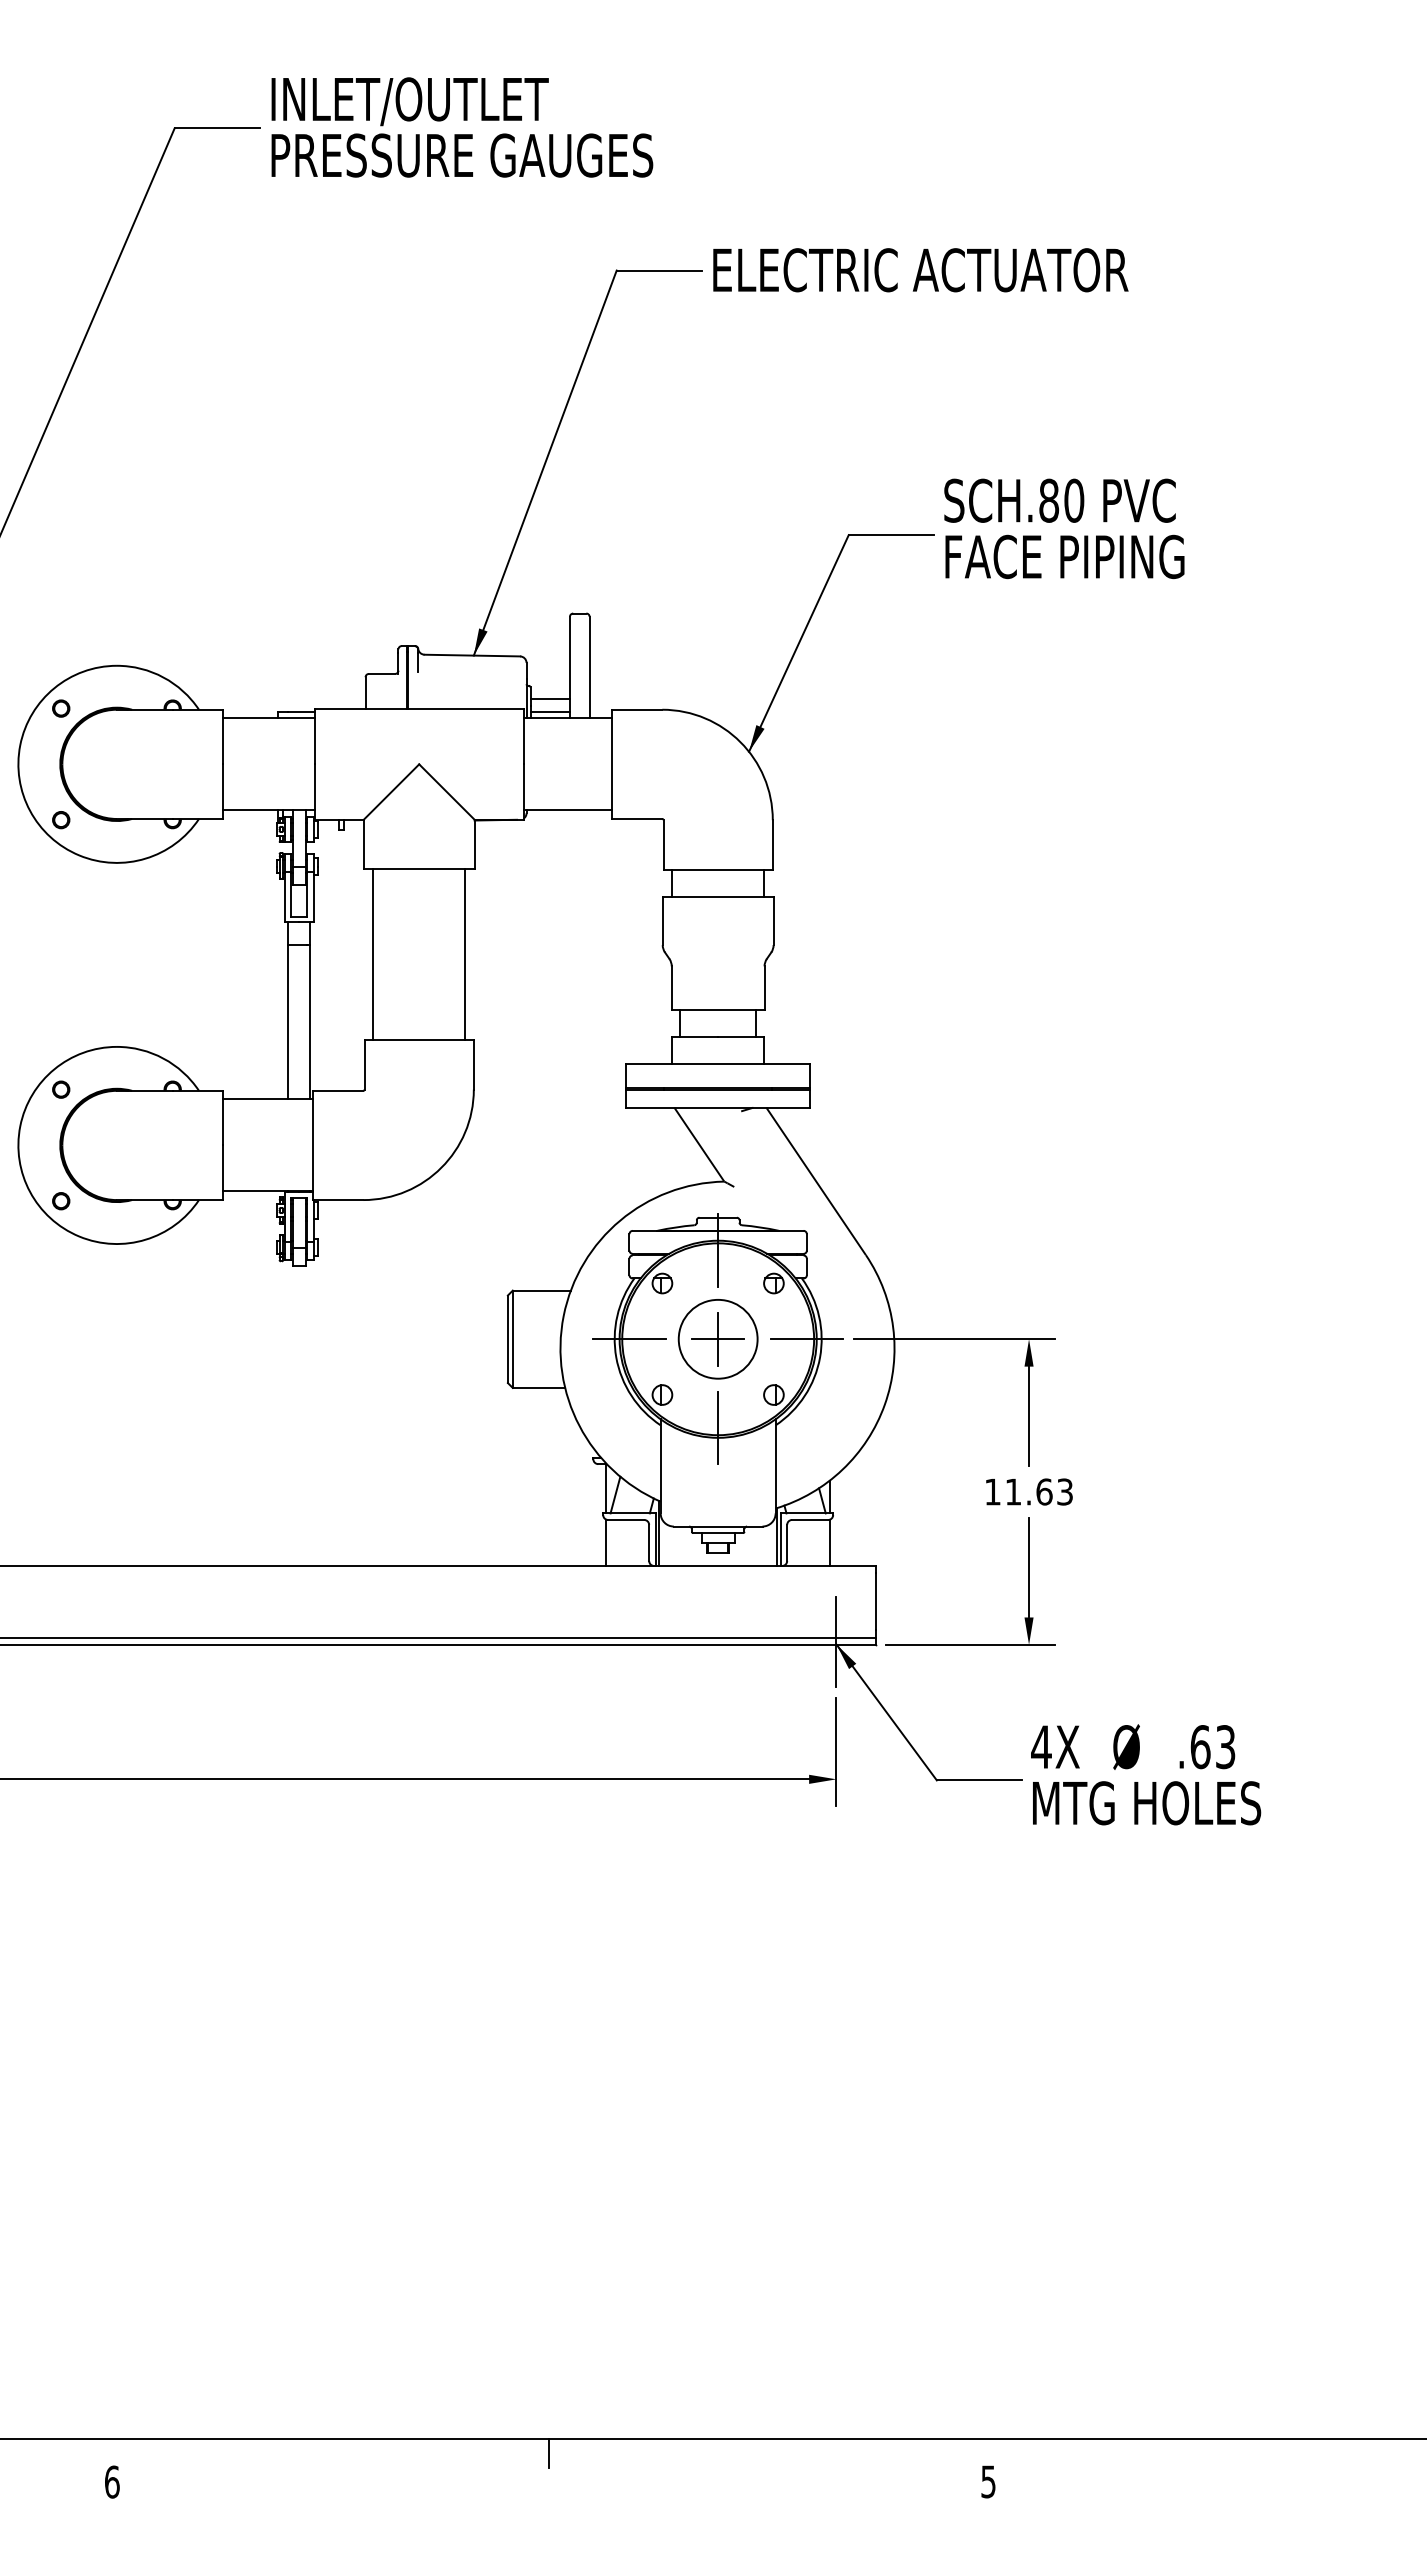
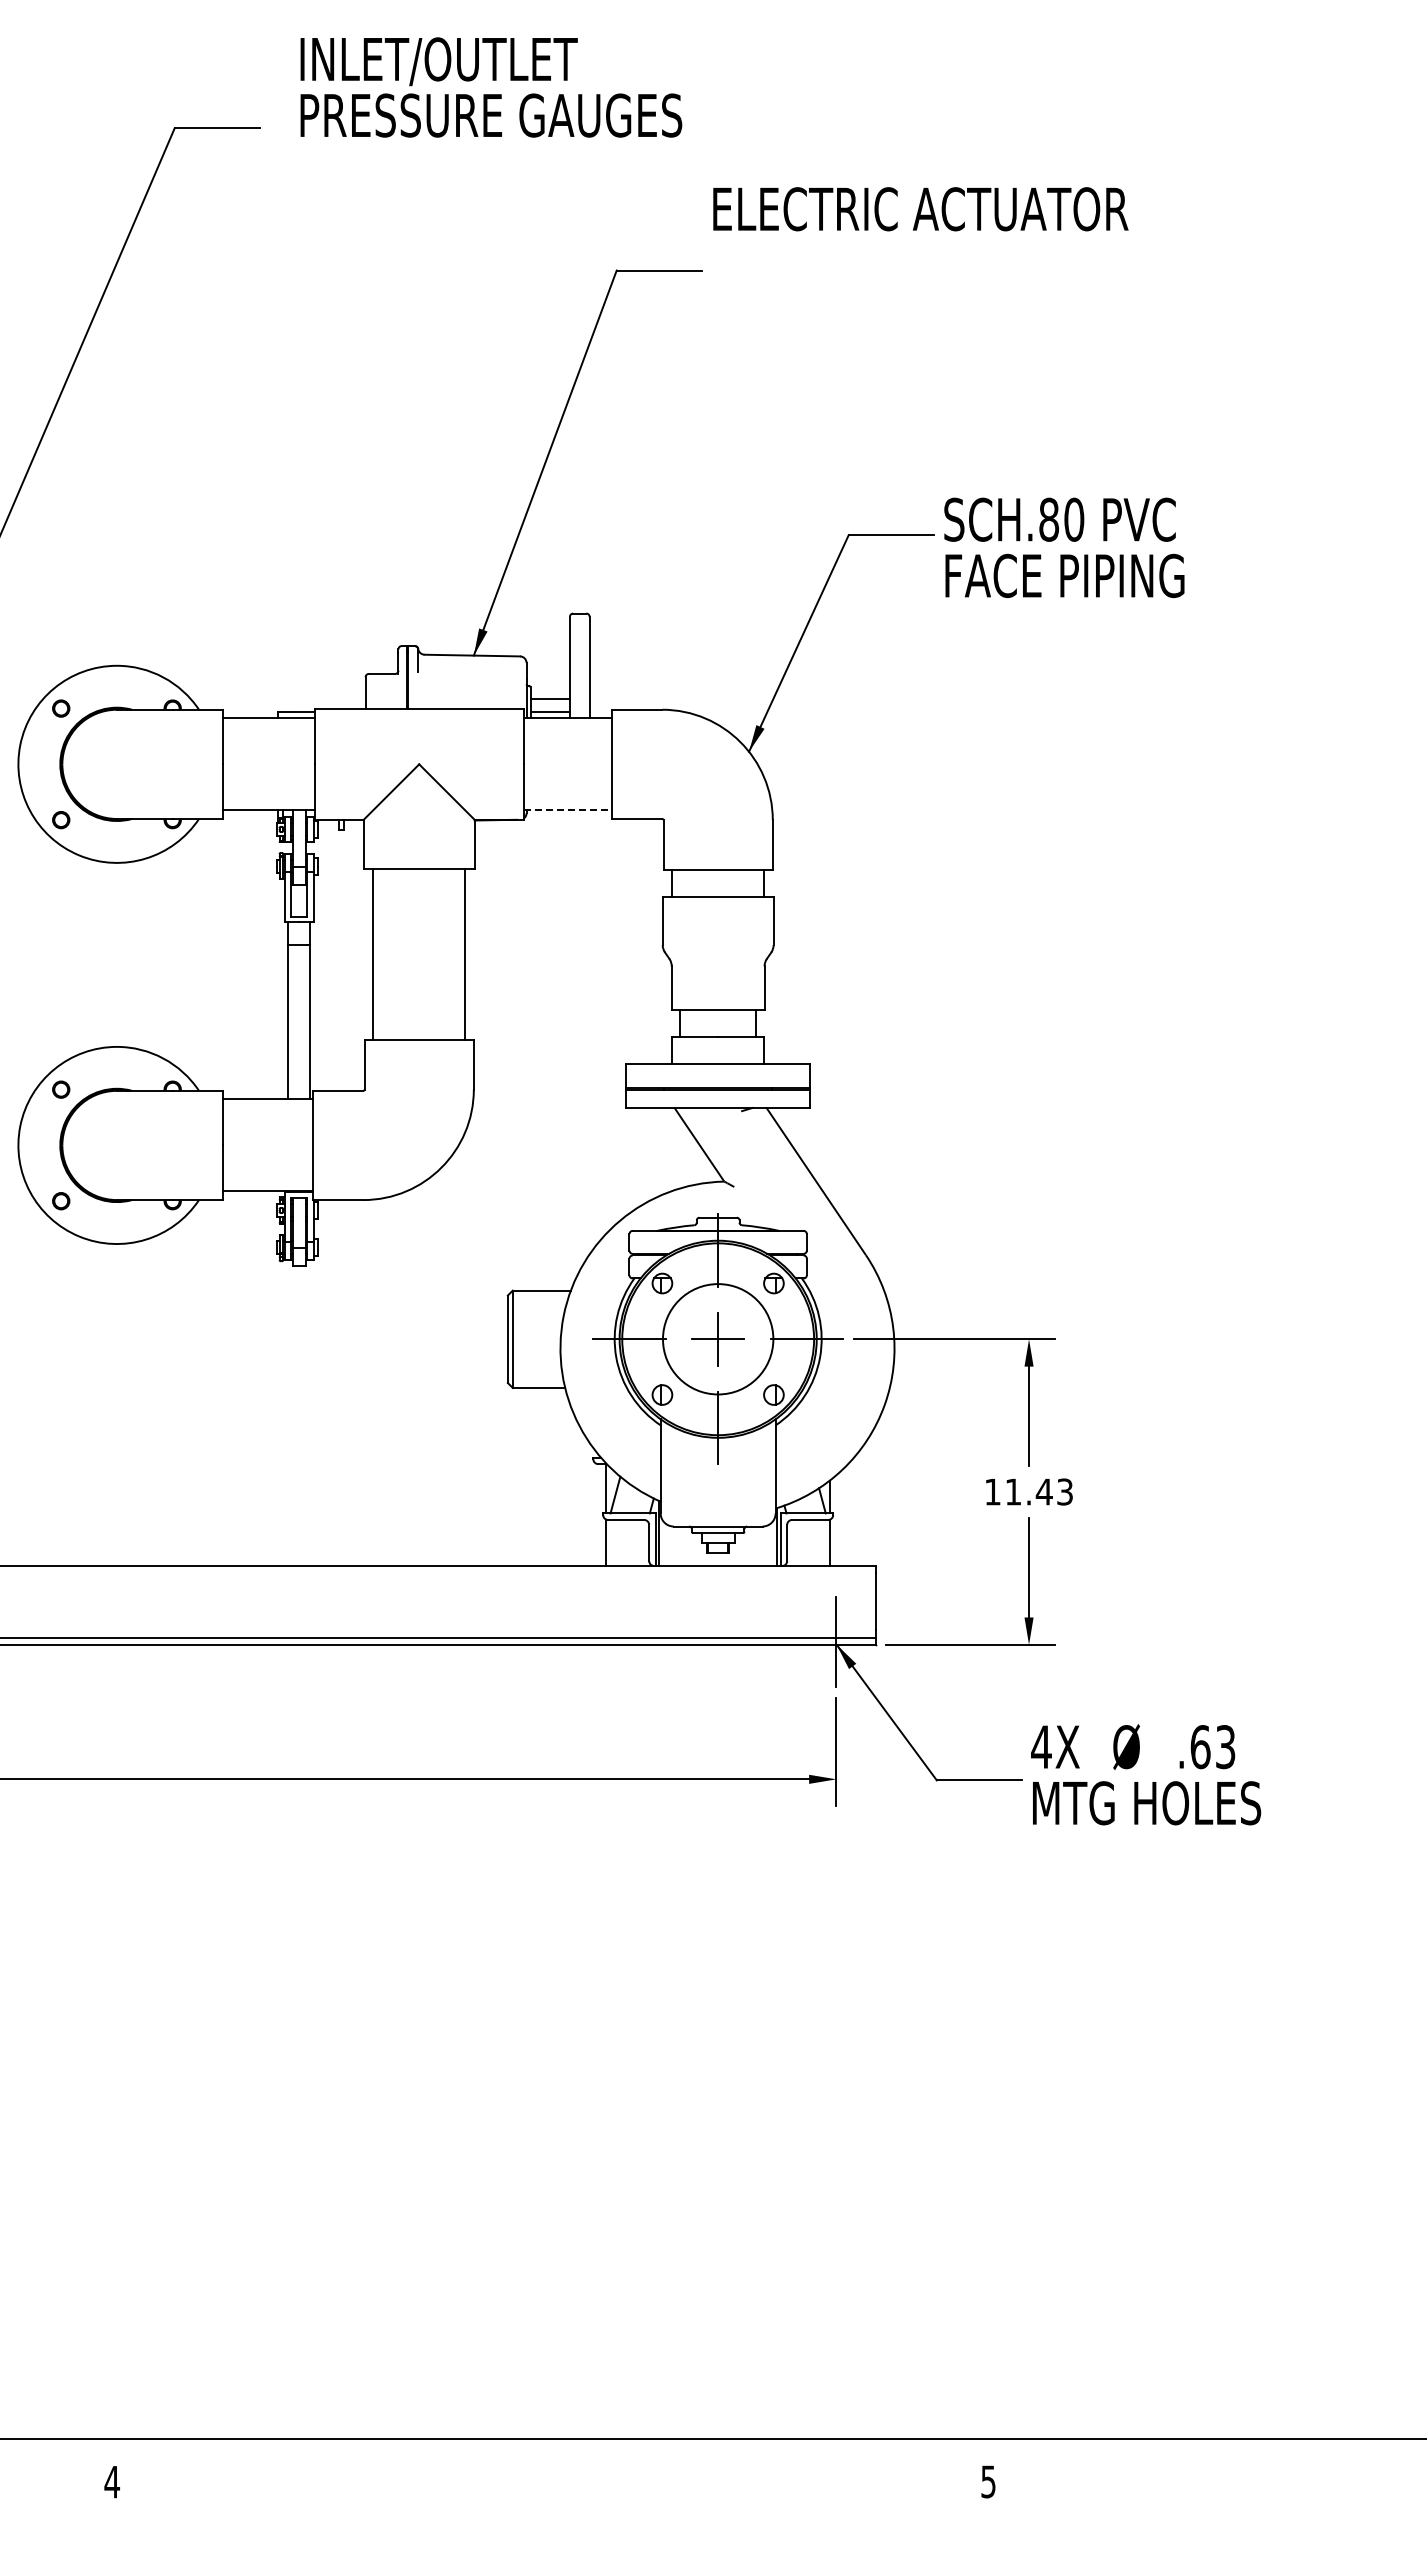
text position: (462, 127) -> (491, 87) (491, 87)
text position: (920, 270) -> (920, 209) (920, 209)
text position: (1064, 528) -> (1064, 547) (1064, 547)
line: solid -> dashed (568, 810)
circle diameter: 79 px -> 110 px (717, 1339)
text: 11.63 -> 11.43 (1043, 1491)
line: present -> none (548, 2452)
text: 6 -> 4 (112, 2481)
